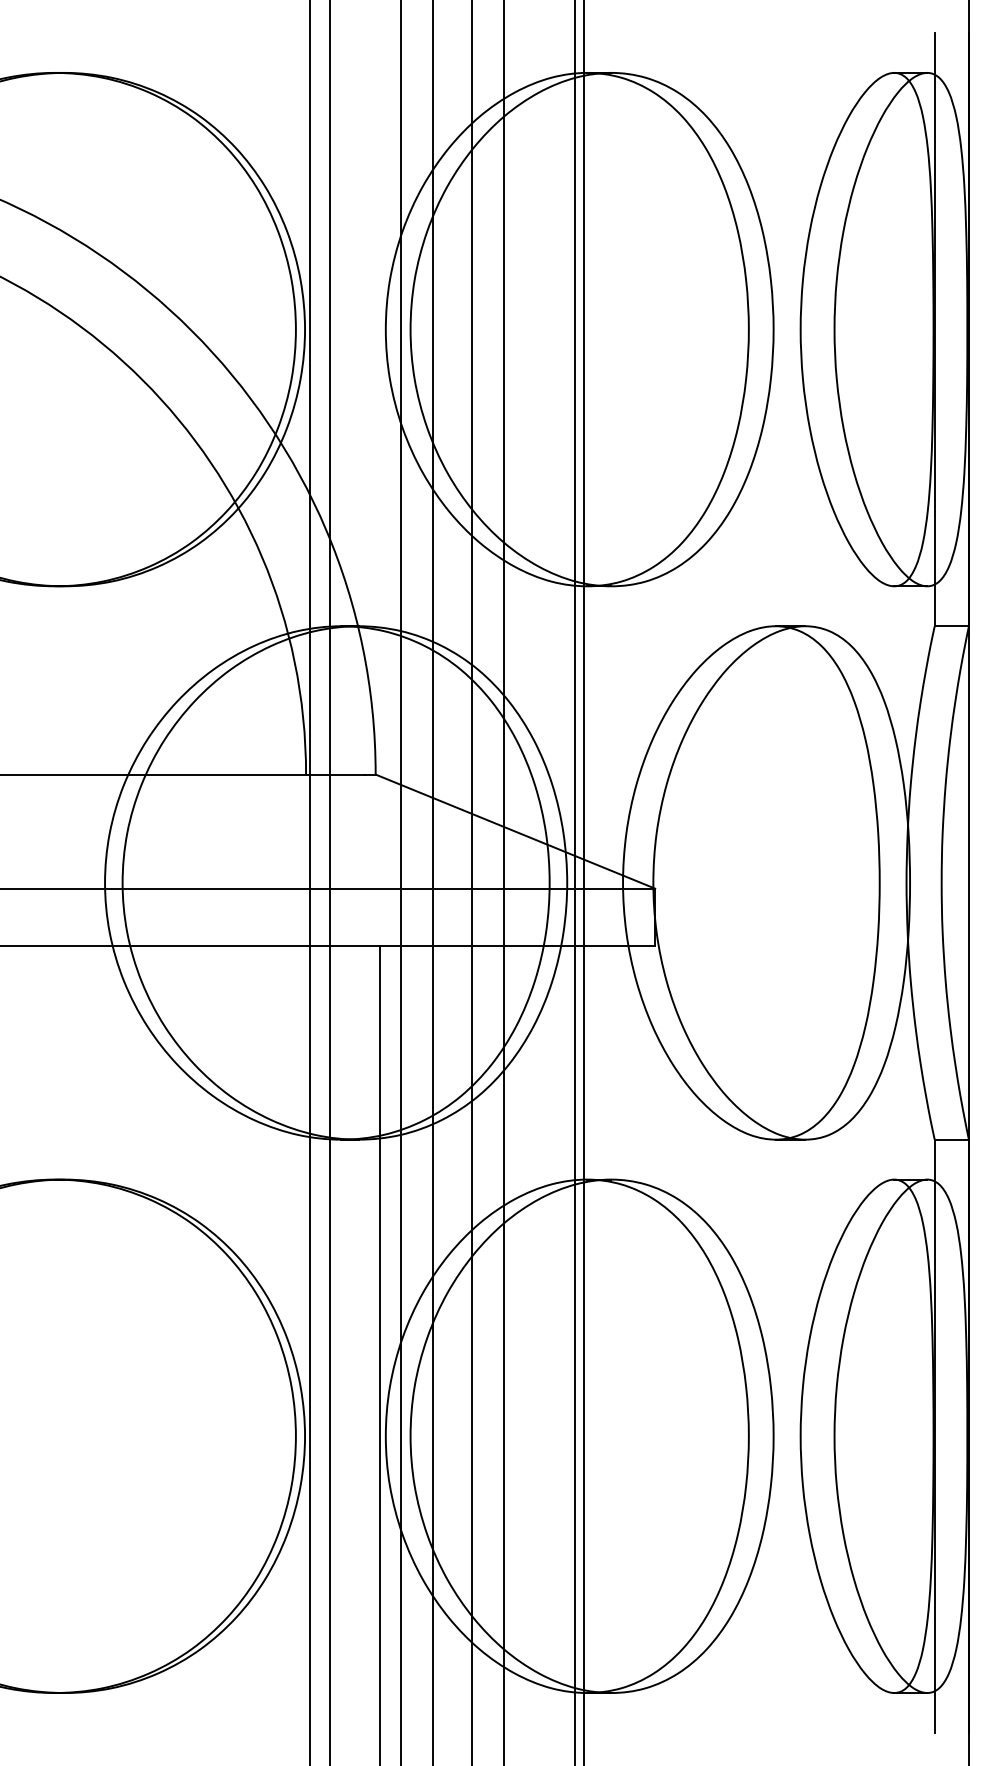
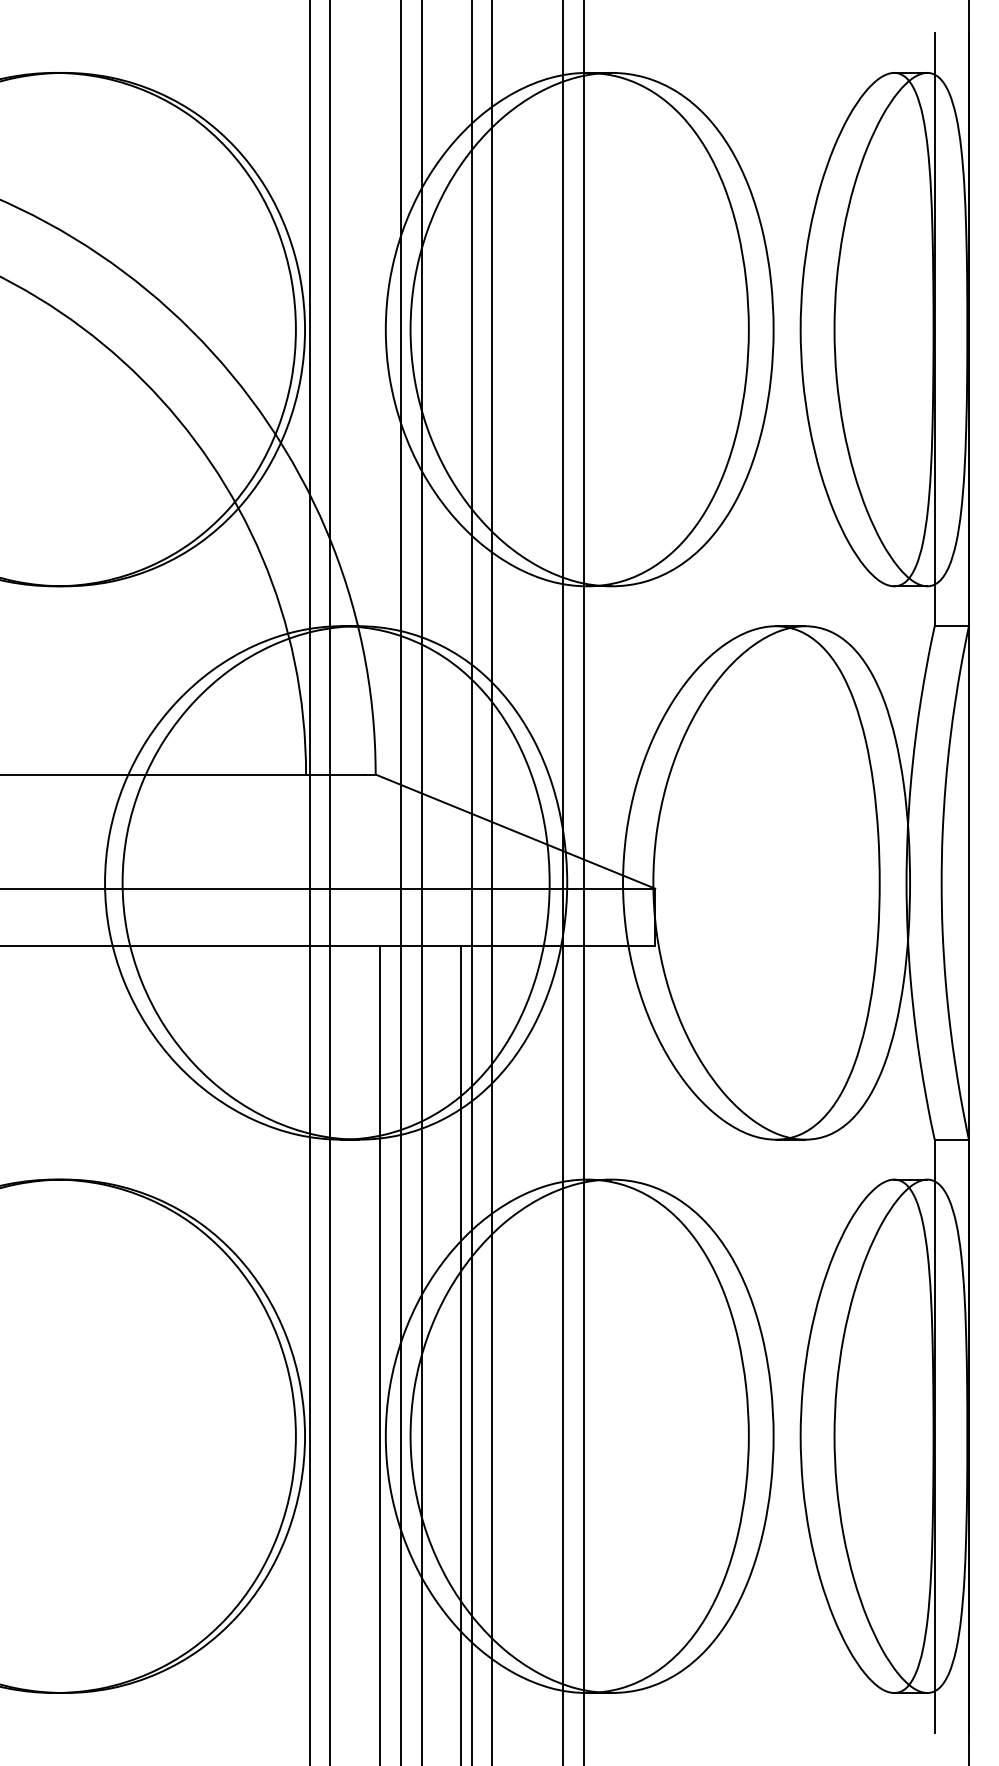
line position: (432, 882) -> (421, 882) (421, 882)
line position: (504, 882) -> (492, 882) (492, 882)
line position: (575, 882) -> (563, 882) (563, 882)
line: none -> present (461, 1353)
